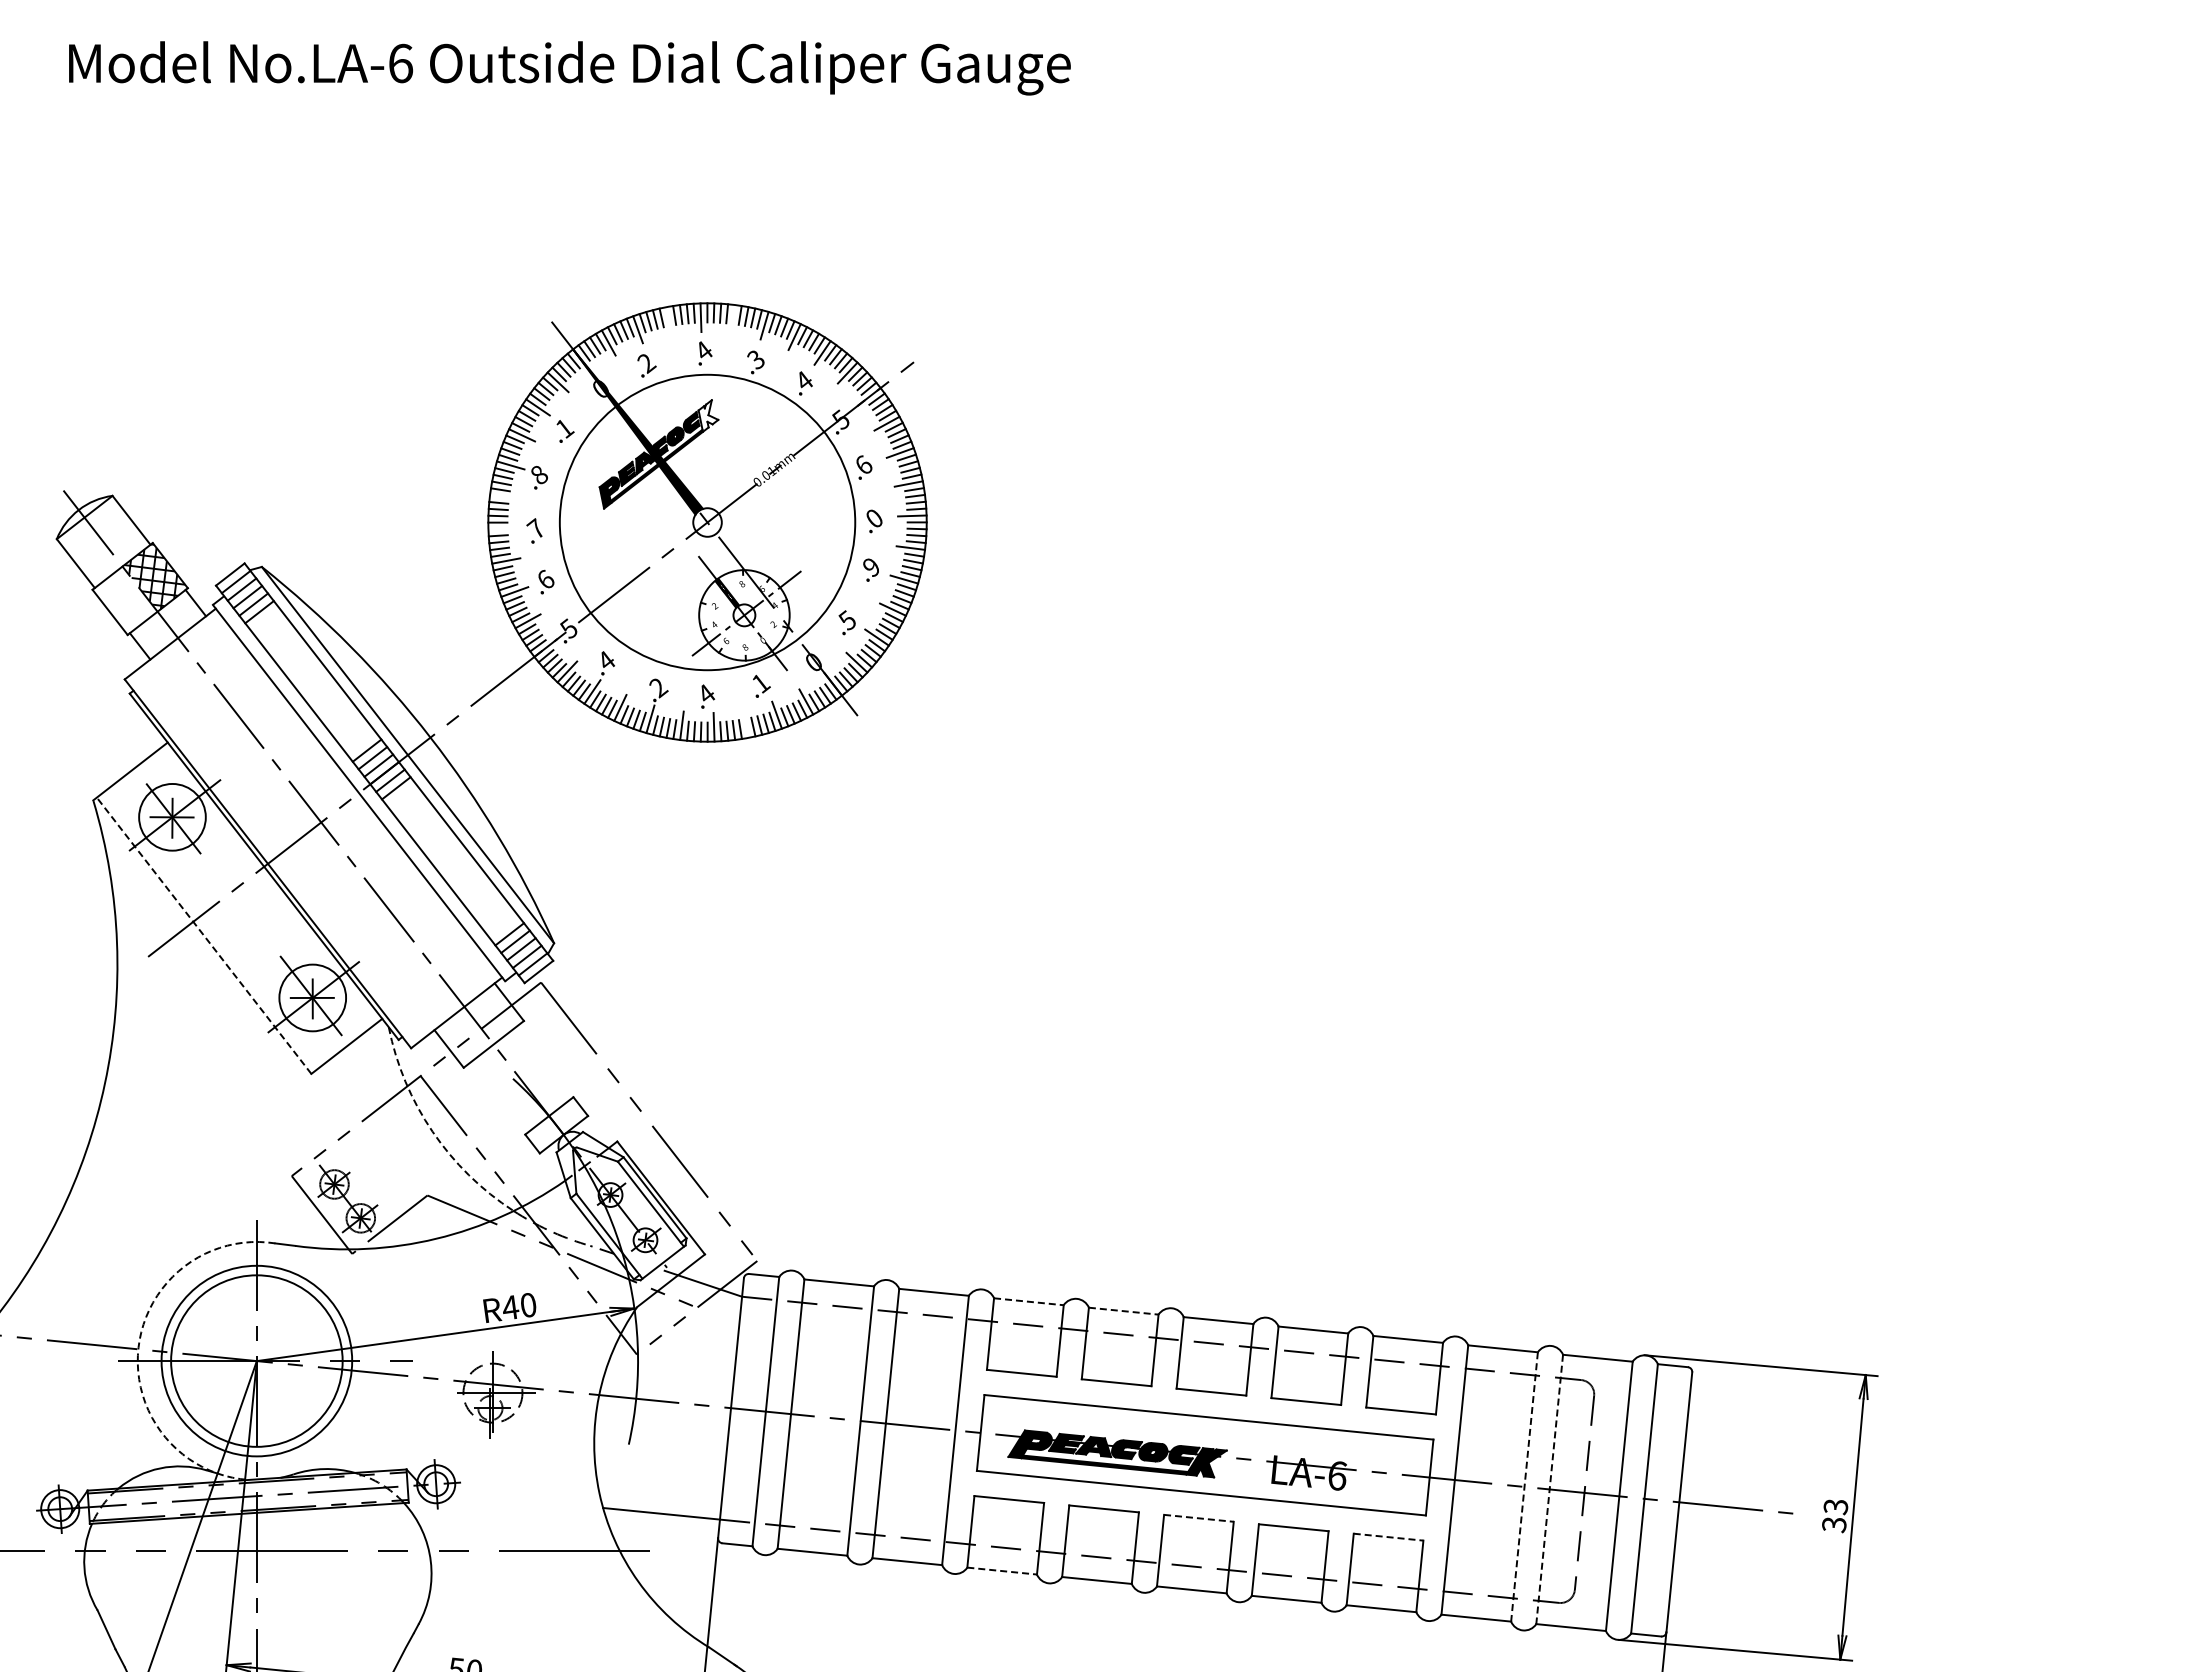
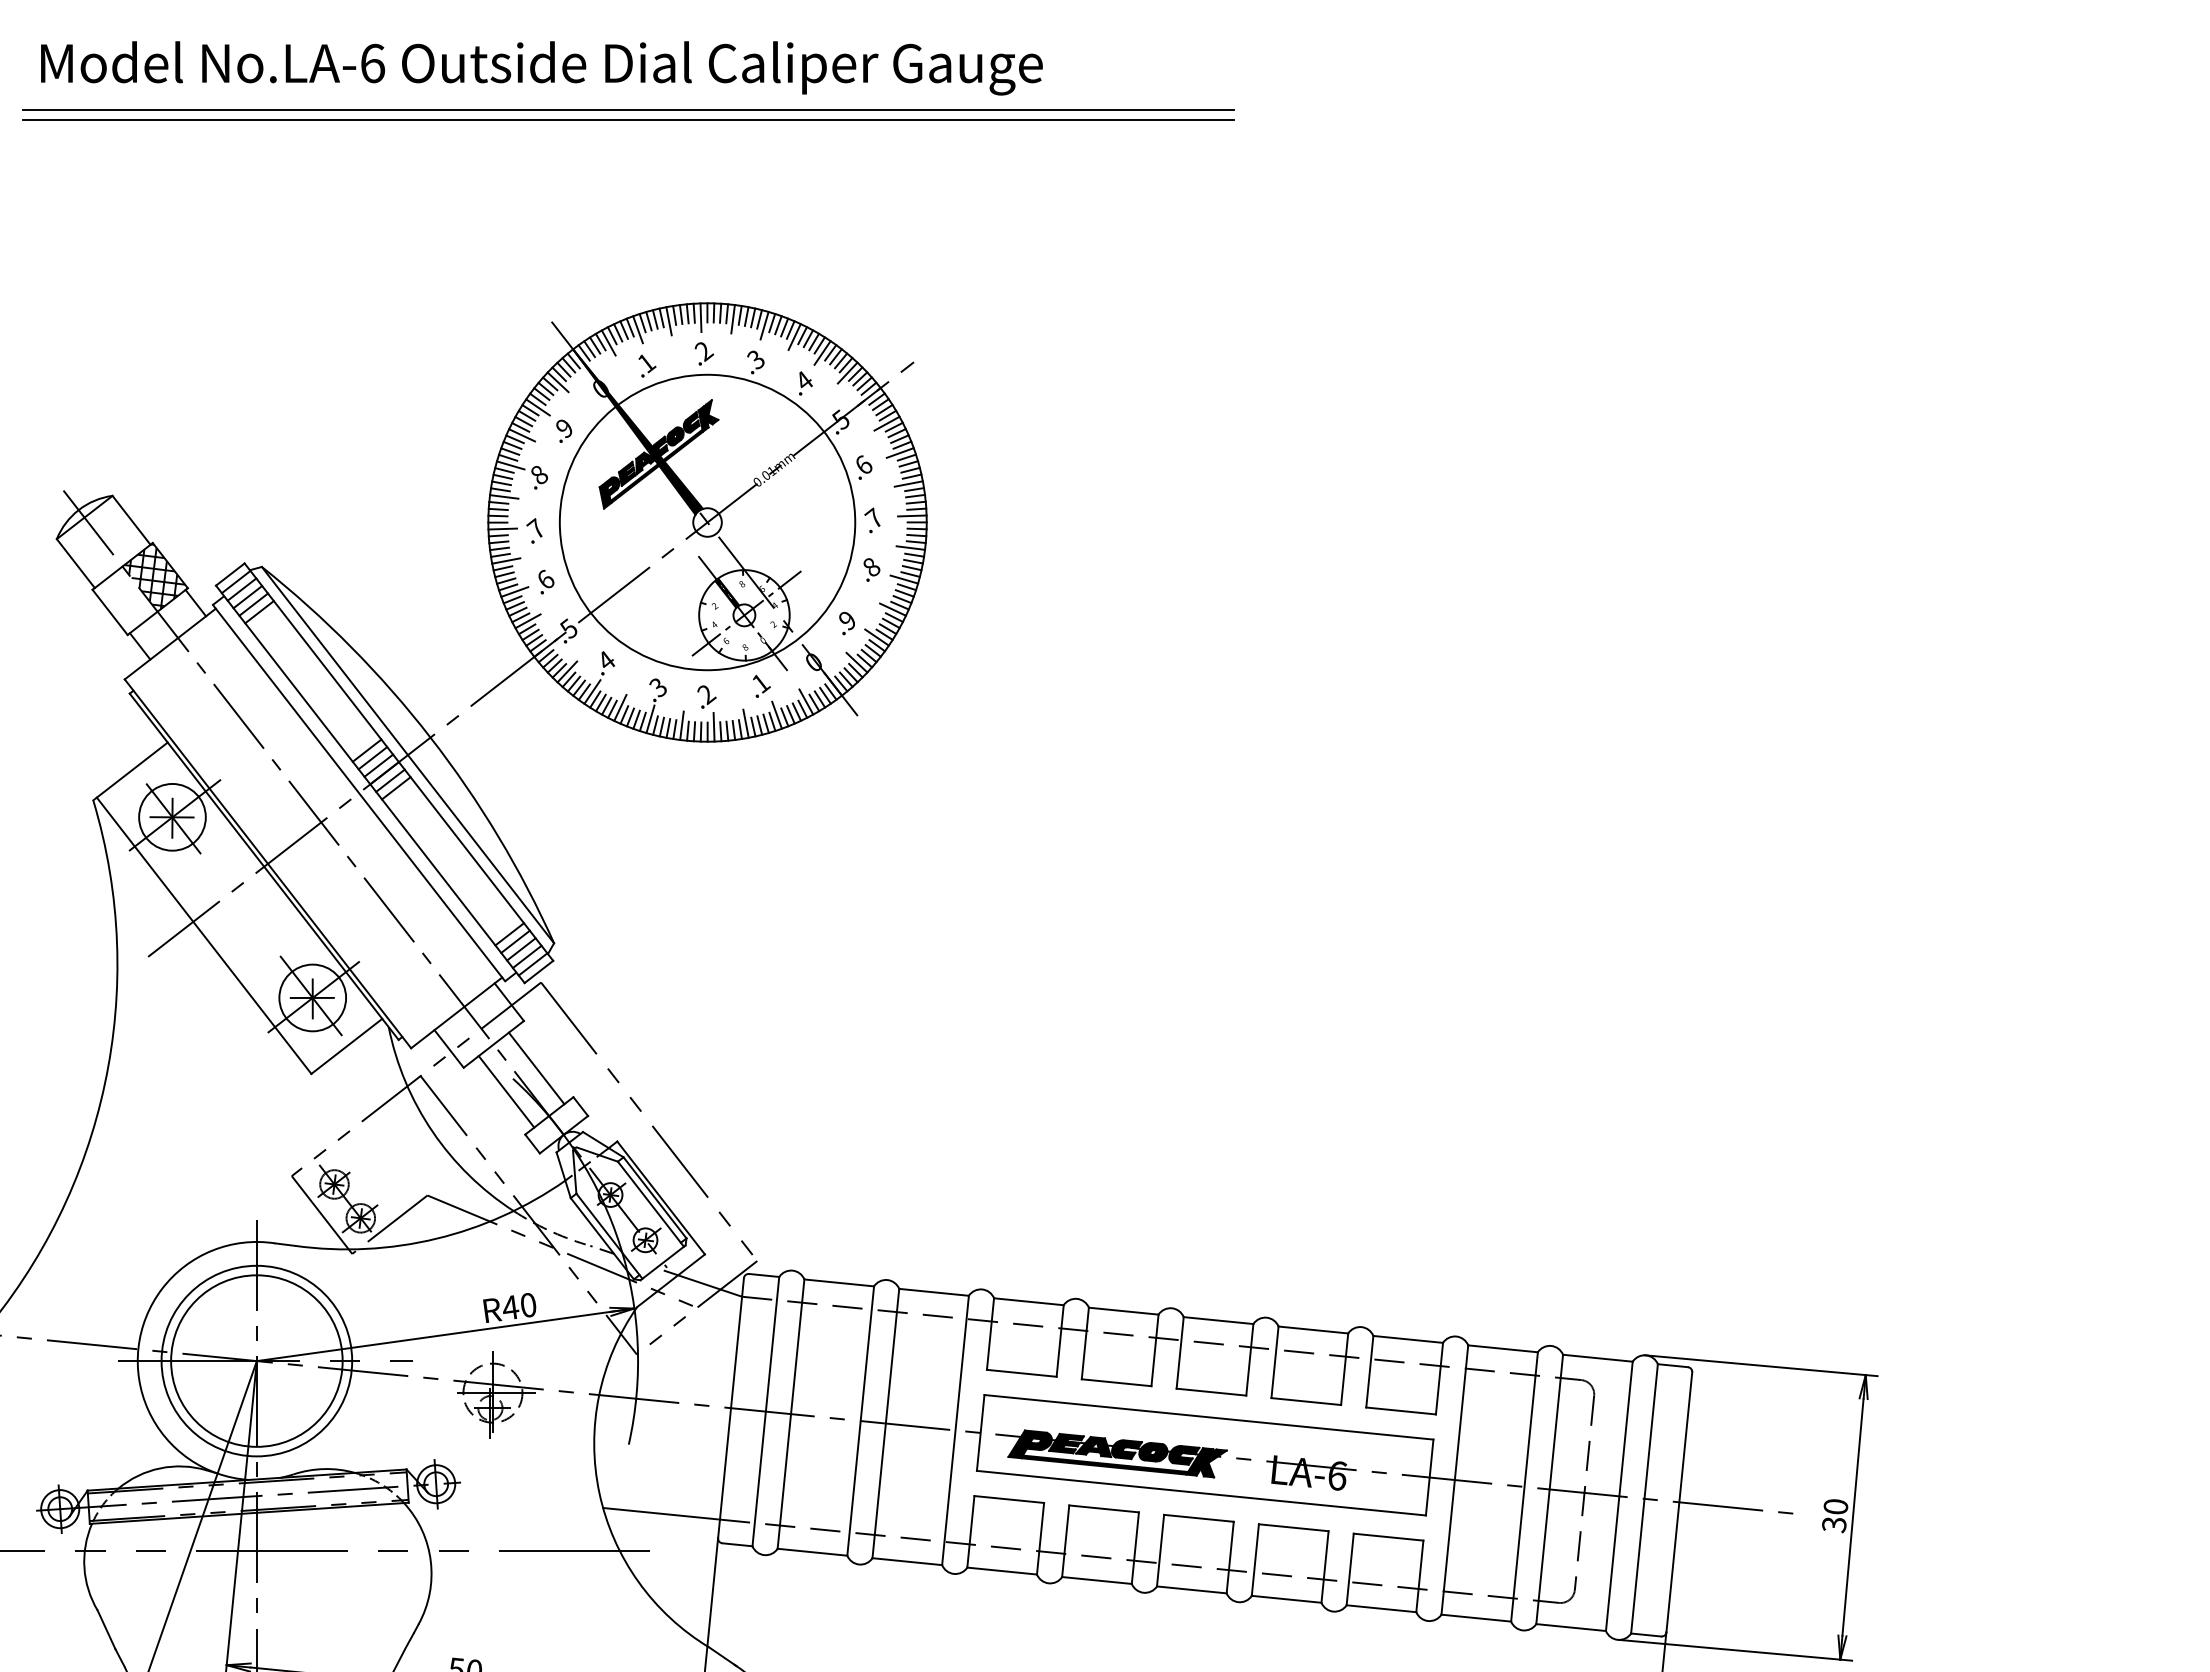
text position: (569, 68) -> (541, 68) (541, 68)
line: none -> present (628, 110)
line: none -> present (628, 120)
line: none -> present (732, 319)
line: none -> present (668, 321)
text: .4 -> .2 (704, 351)
text: .2 -> .1 (646, 363)
fill: none -> present (708, 415)
text: .1 -> .9 (565, 428)
line: none -> present (504, 496)
text: .0 -> .7 (873, 517)
line: none -> present (502, 528)
text: .9 -> .8 (871, 567)
text: .5 -> .9 (846, 620)
text: .2 -> .3 (658, 688)
text: .4 -> .2 (706, 694)
line: none -> present (745, 723)
line: dashed -> solid (204, 935)
line: none -> present (536, 1068)
line: none -> present (506, 1091)
arc: dashed -> solid (432, 1131)
line: dashed -> solid (1029, 1301)
line: dashed -> solid (1124, 1311)
arc: dashed -> solid (138, 1347)
line: dashed -> solid (1524, 1487)
line: dashed -> solid (1549, 1489)
text: 33 -> 30 (1835, 1507)
line: dashed -> solid (1199, 1518)
line: dashed -> solid (1389, 1537)
line: dashed -> solid (1002, 1571)
